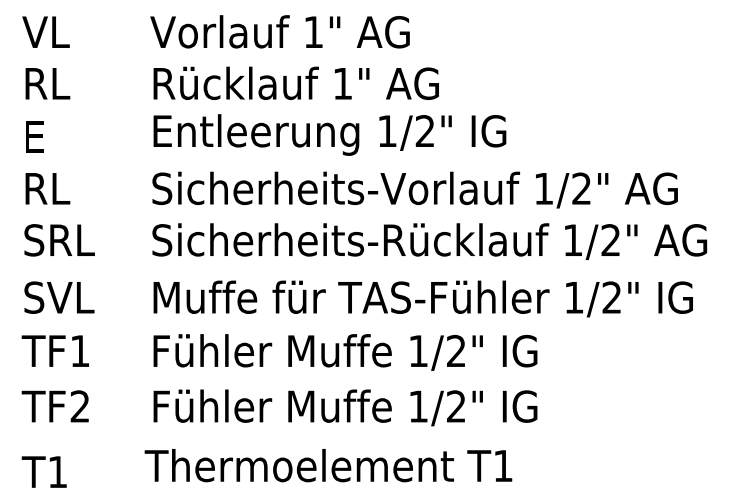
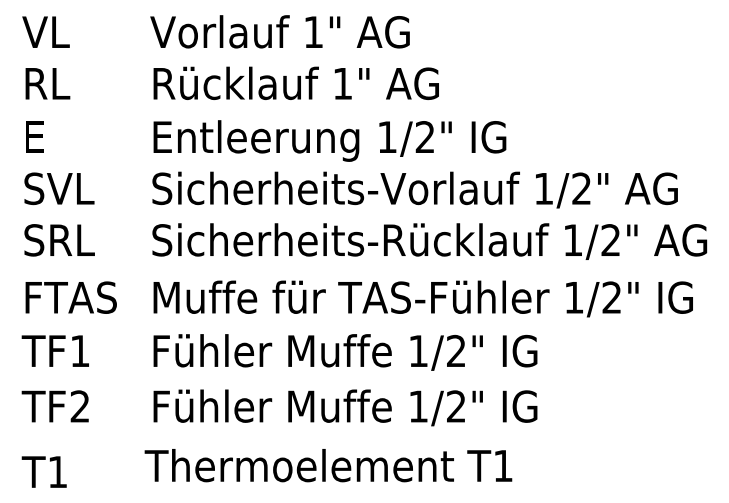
text position: (329, 134) -> (329, 140) (329, 140)
text: RL -> SVL (59, 188)
text: SVL -> FTAS (70, 297)
